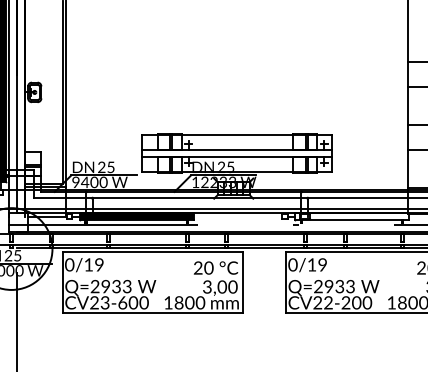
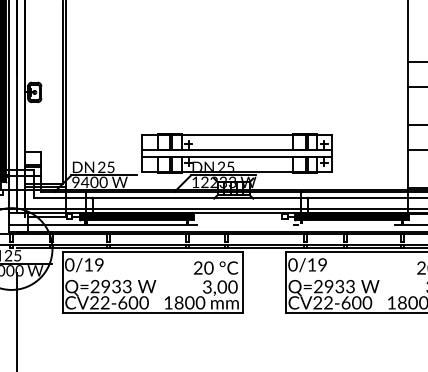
fill: none -> present (351, 216)
text: CV22-200 -> CV22-600 (345, 302)
text: CV23-600 -> CV22-600 (104, 304)
